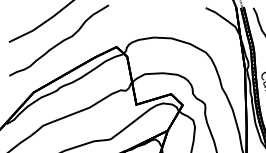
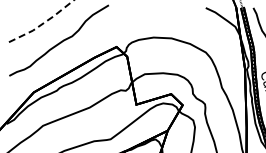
line: solid -> dashed (42, 23)
